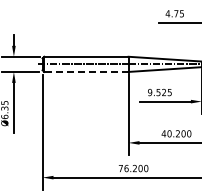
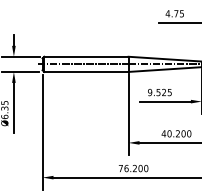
line: dashed -> solid (85, 71)
